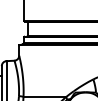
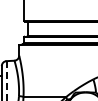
line: solid -> dashed (6, 80)
